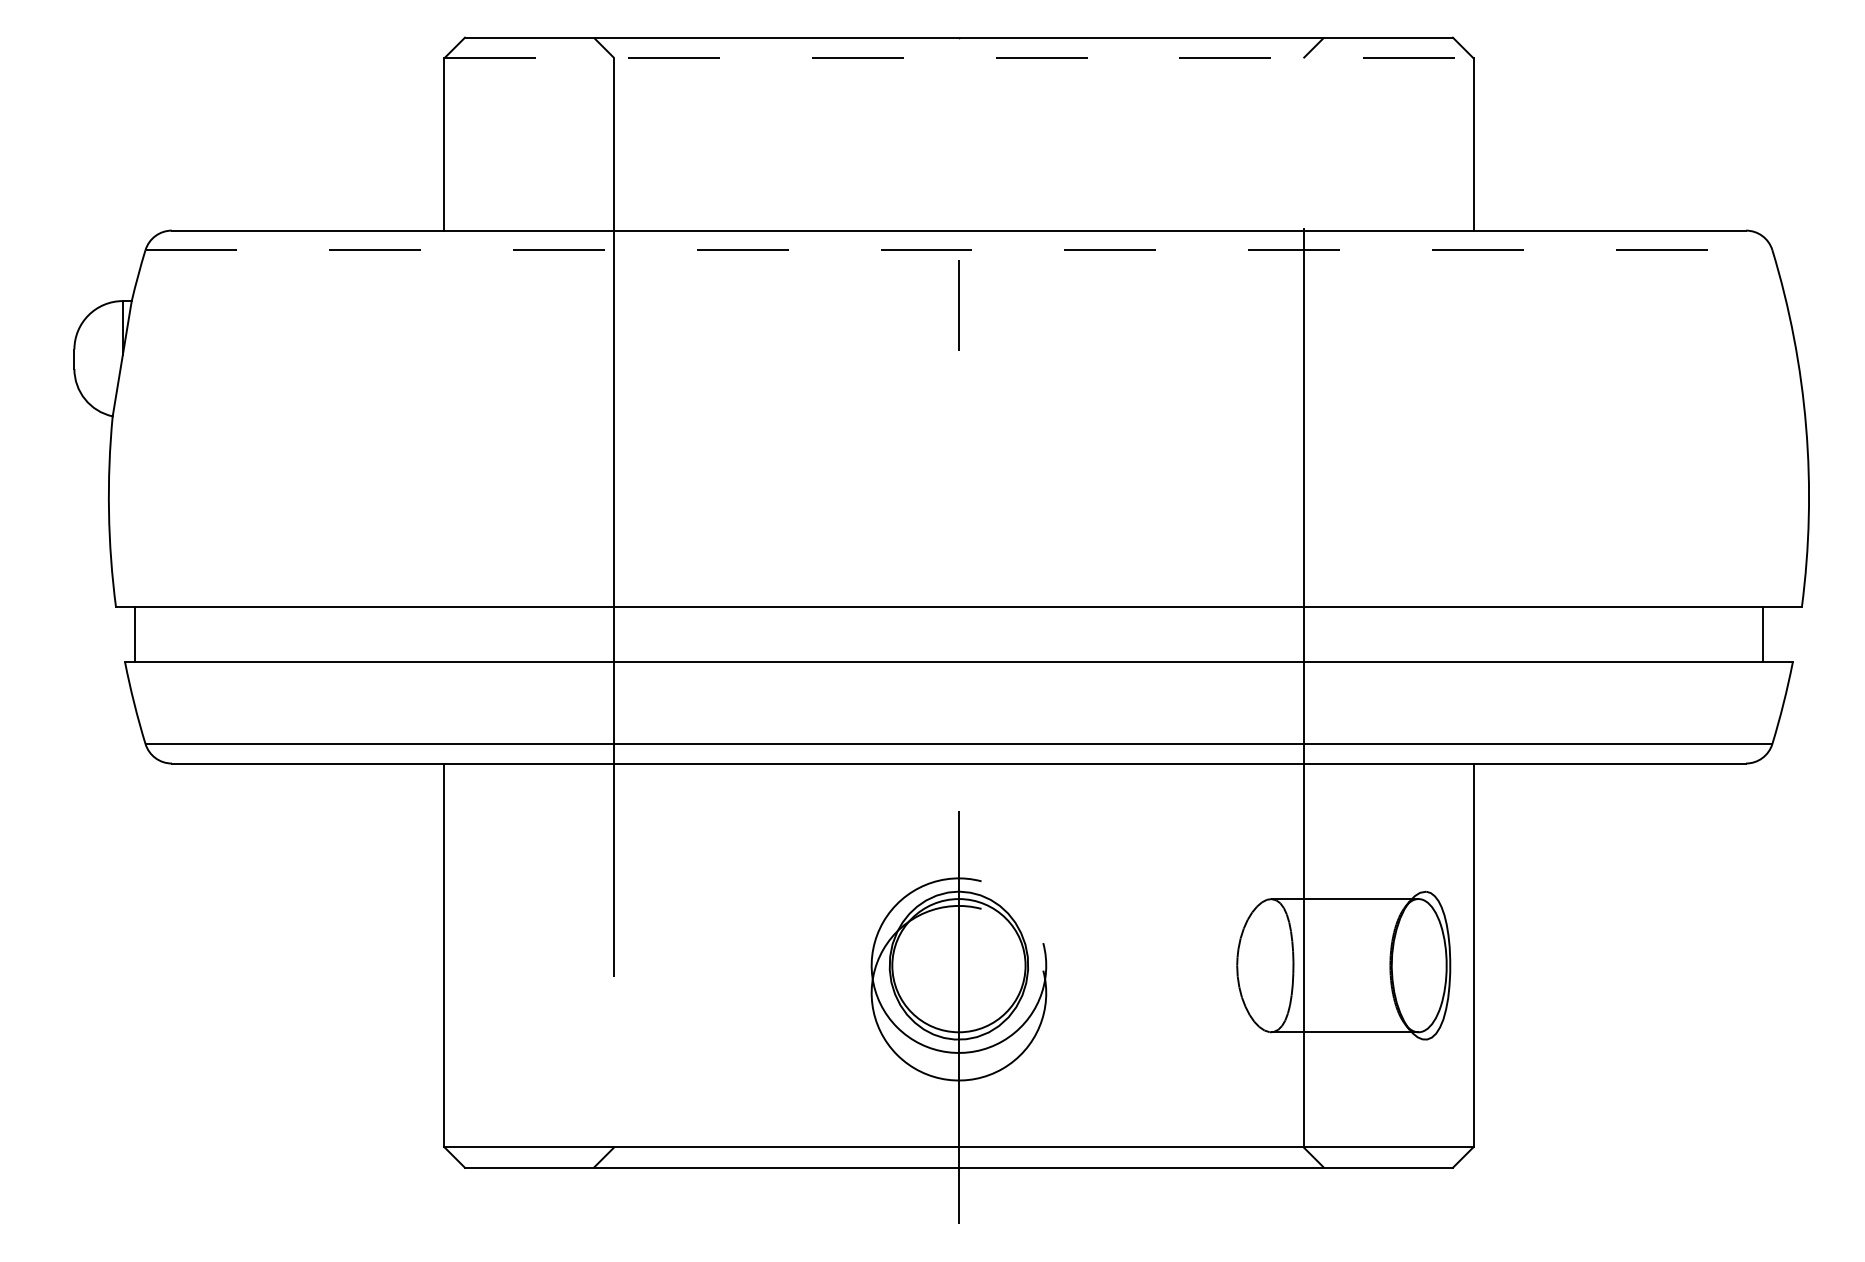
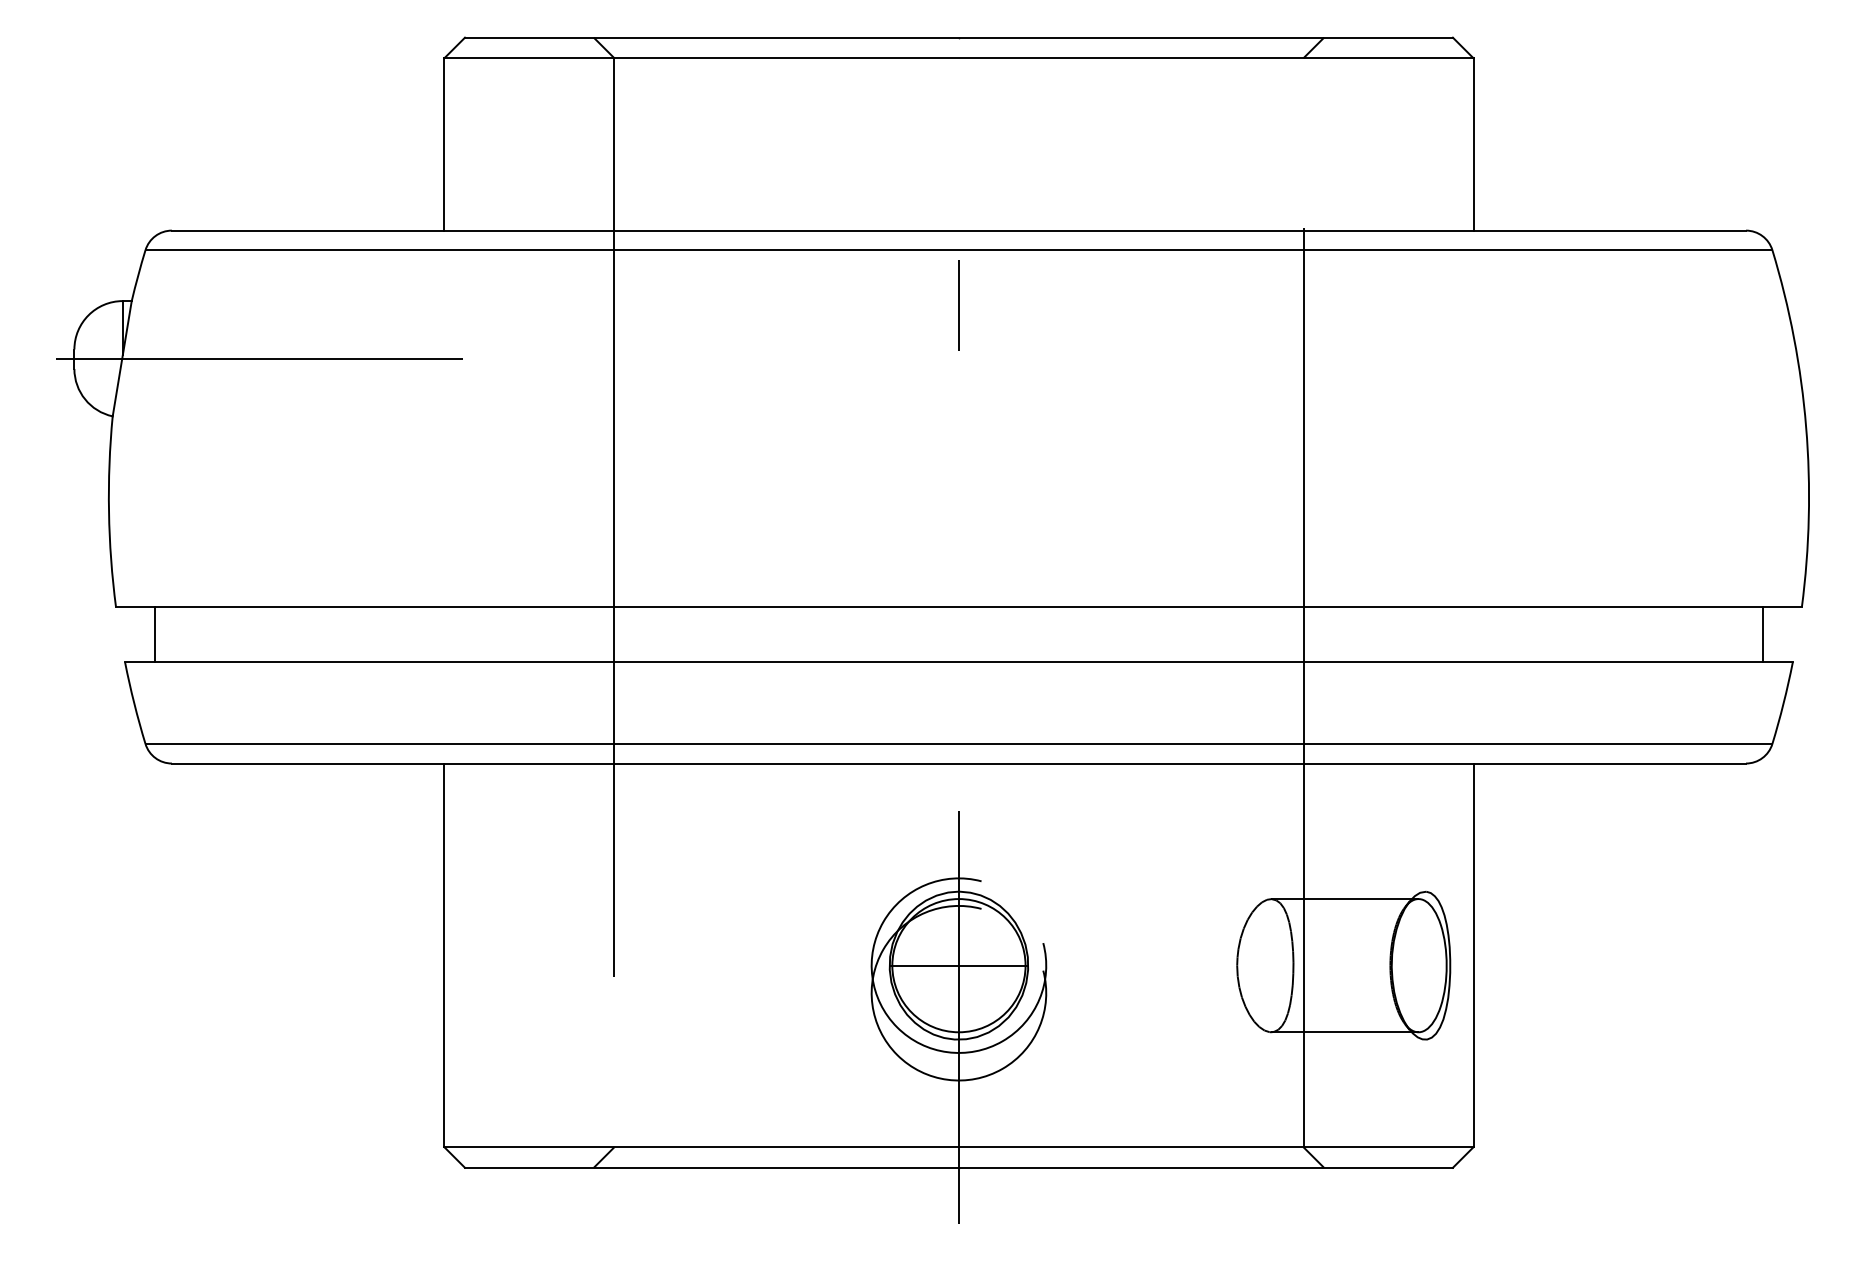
line: dashed -> solid (958, 58)
line: dashed -> solid (959, 250)
line: none -> present (258, 359)
line position: (134, 634) -> (154, 634) (154, 634)
line: none -> present (958, 965)
